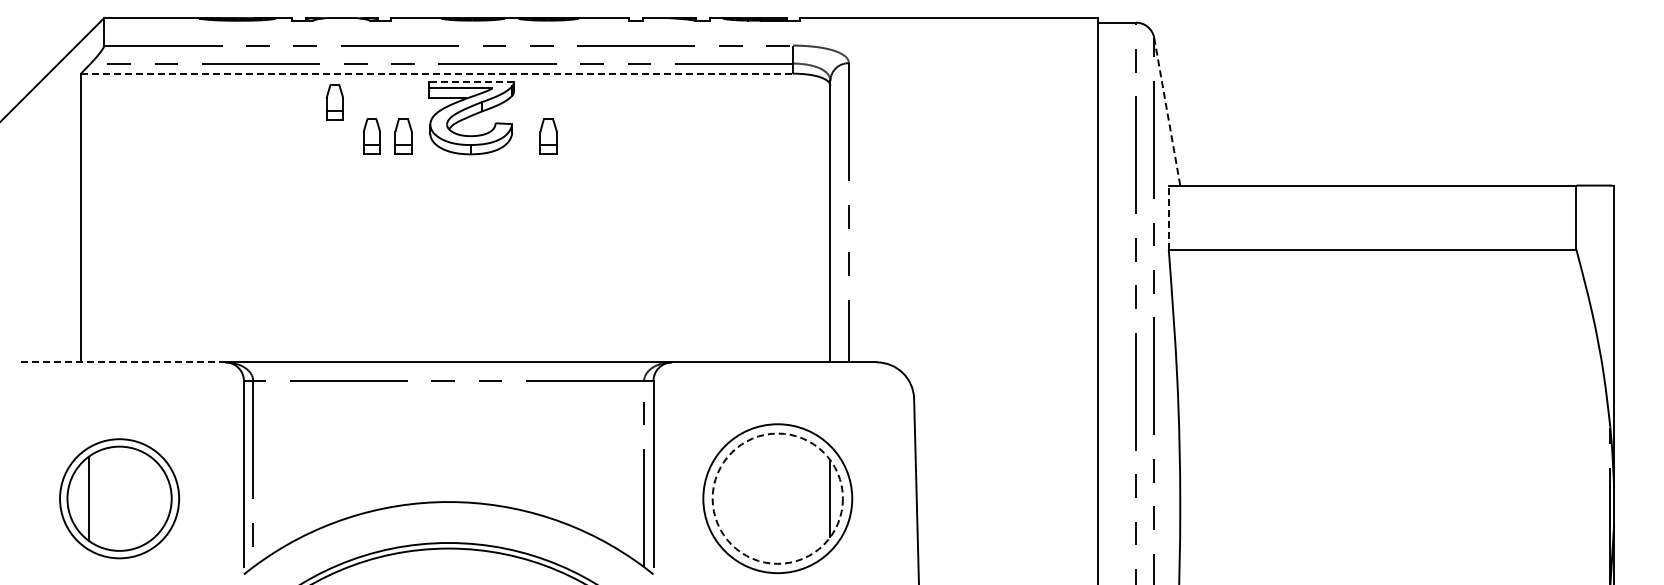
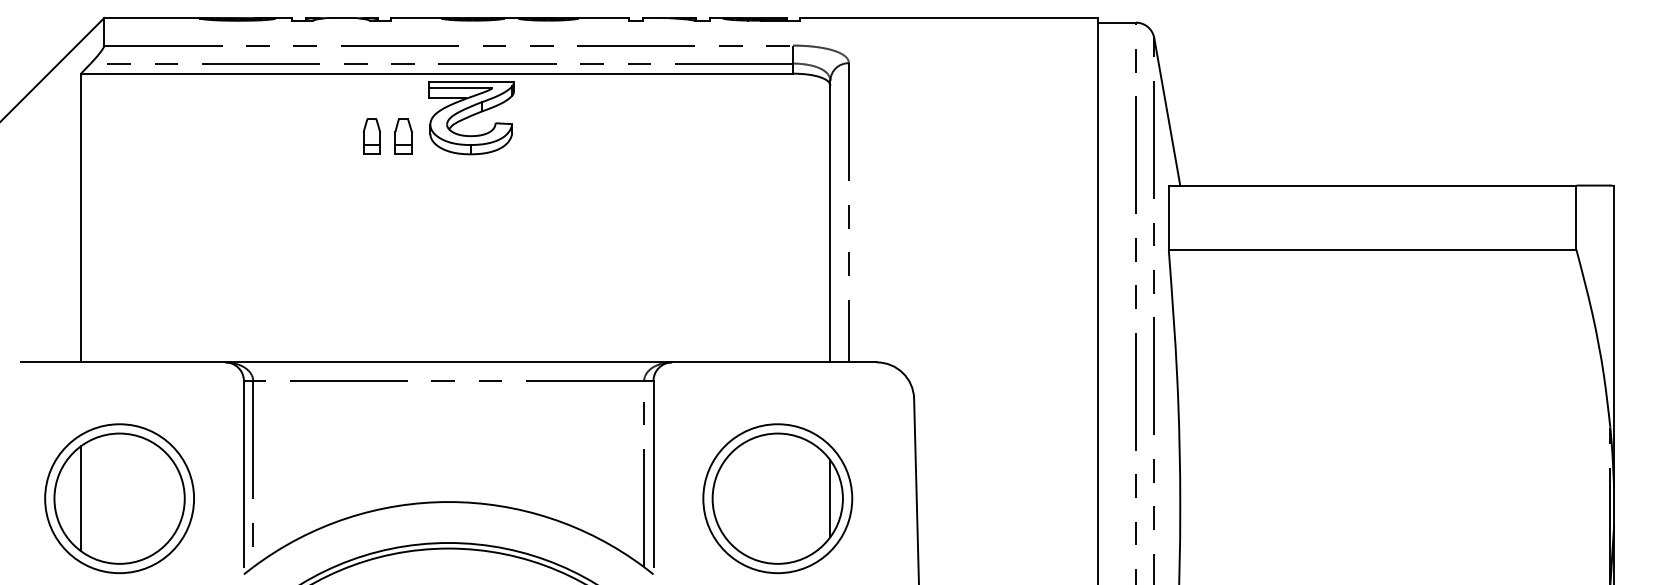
line: dashed -> solid (437, 73)
line: dashed -> solid (471, 81)
part: present -> none (334, 102)
line: dashed -> solid (1167, 111)
part: present -> none (548, 136)
line: dashed -> solid (1168, 217)
line: dashed -> solid (123, 362)
part size: 122x122 px -> 151x152 px (119, 498)
circle: dashed -> solid (777, 498)
